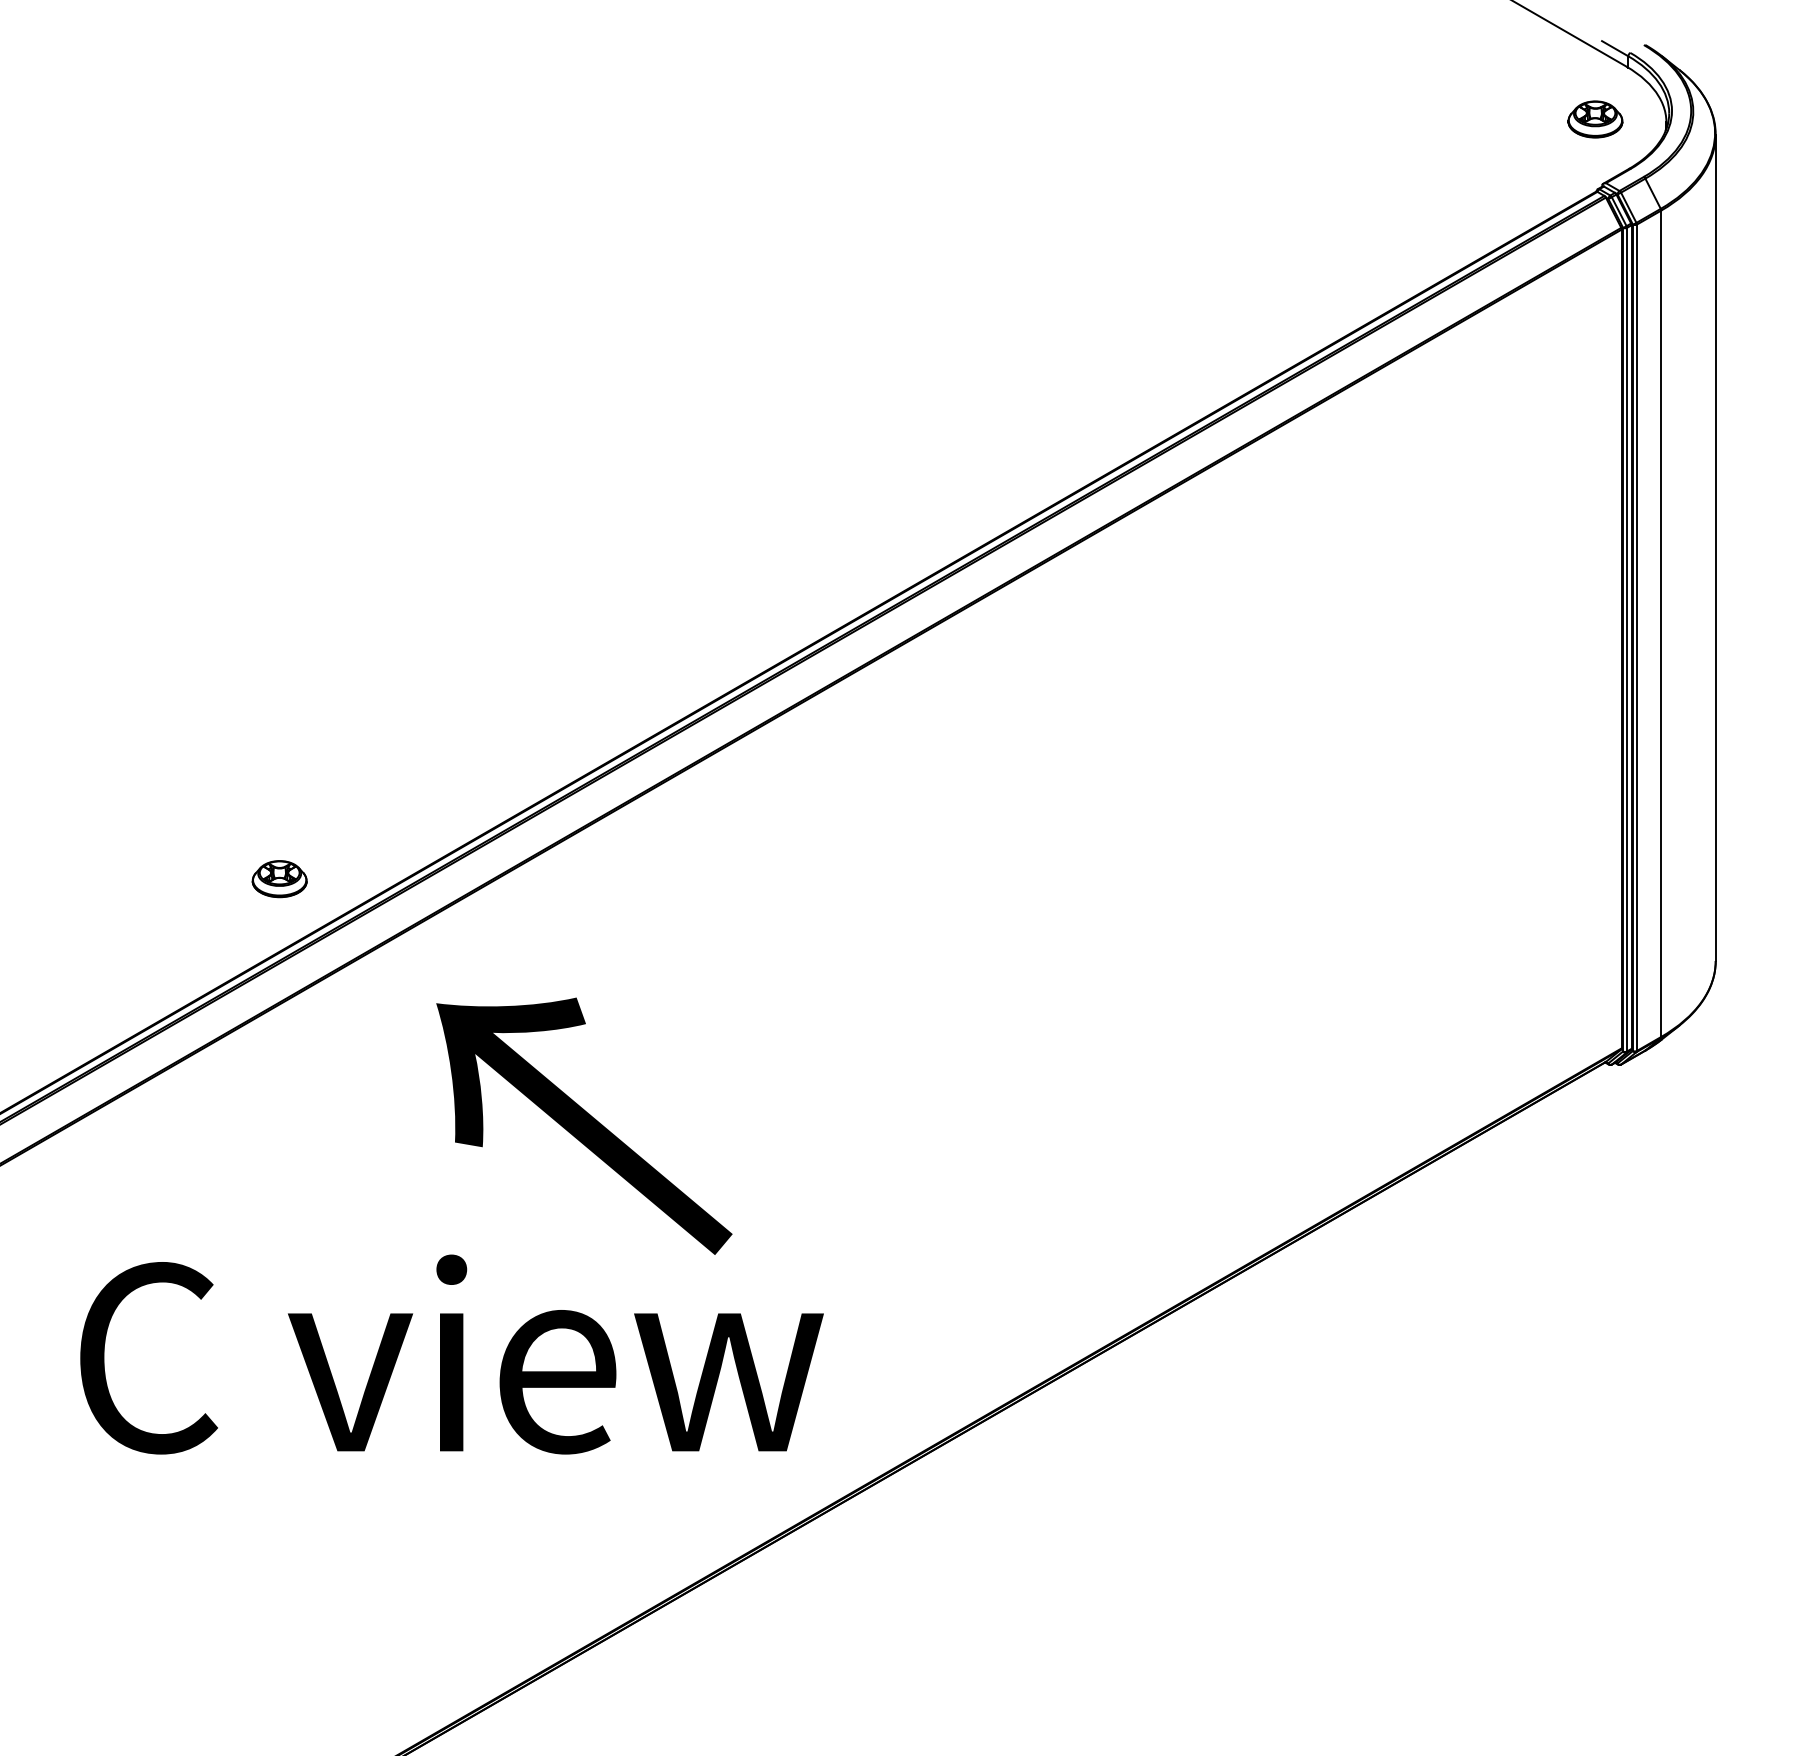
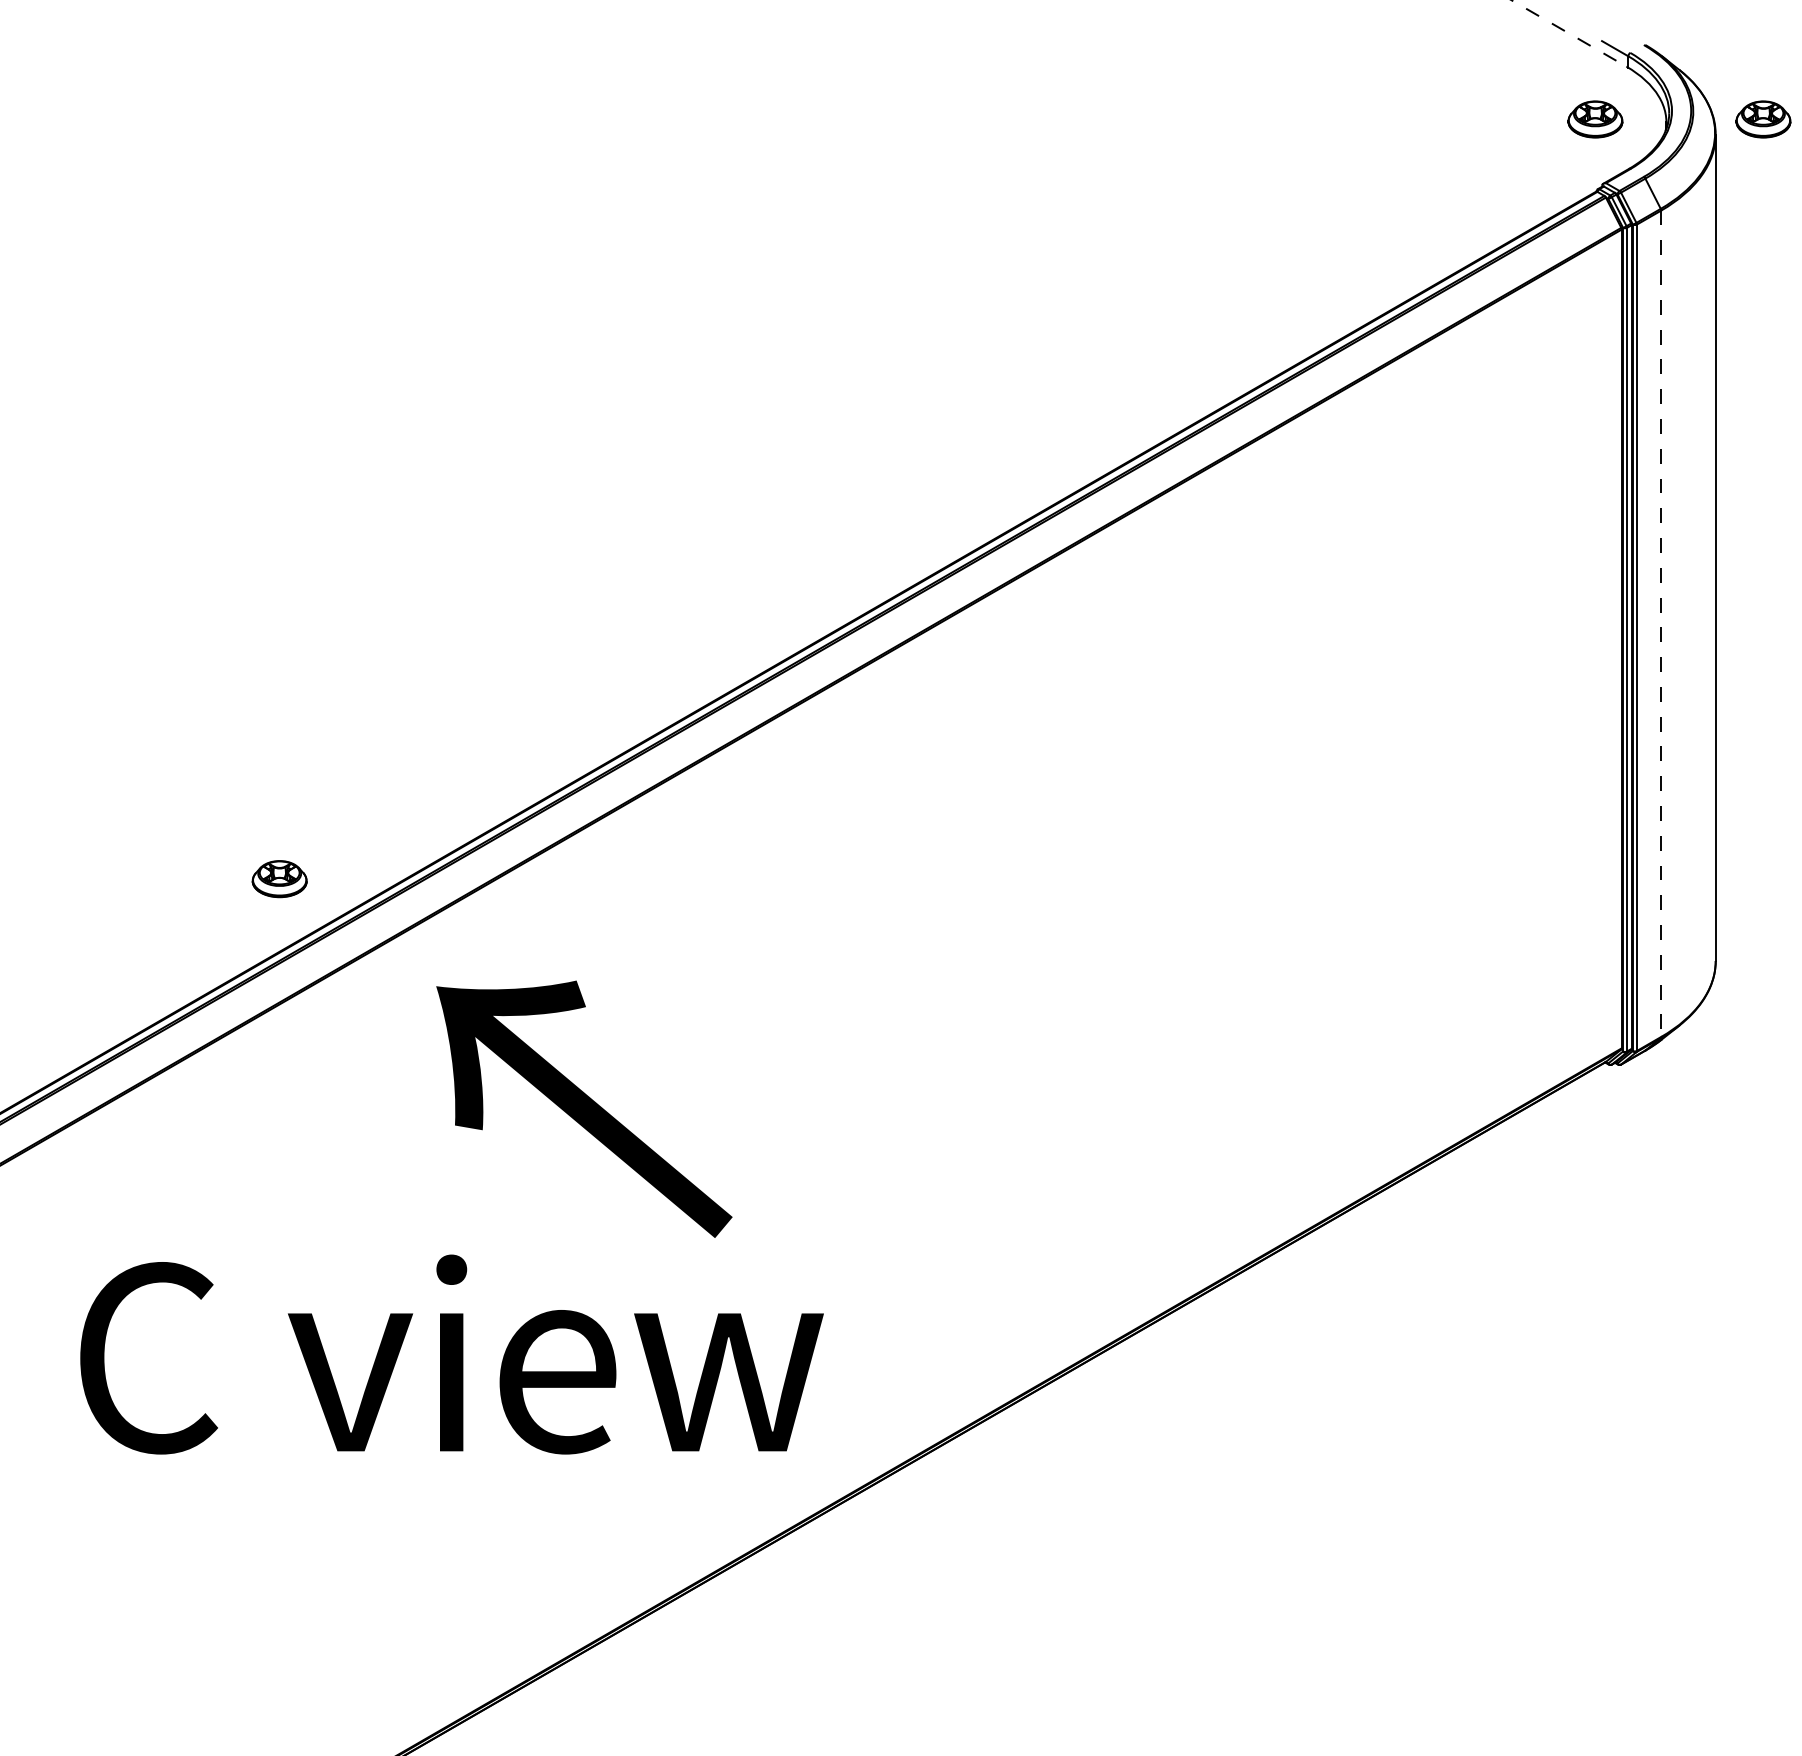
line: solid -> dashed (1569, 33)
part: none -> present (1763, 119)
line: solid -> dashed (1661, 624)
text position: (584, 1125) -> (584, 1108) (584, 1108)
